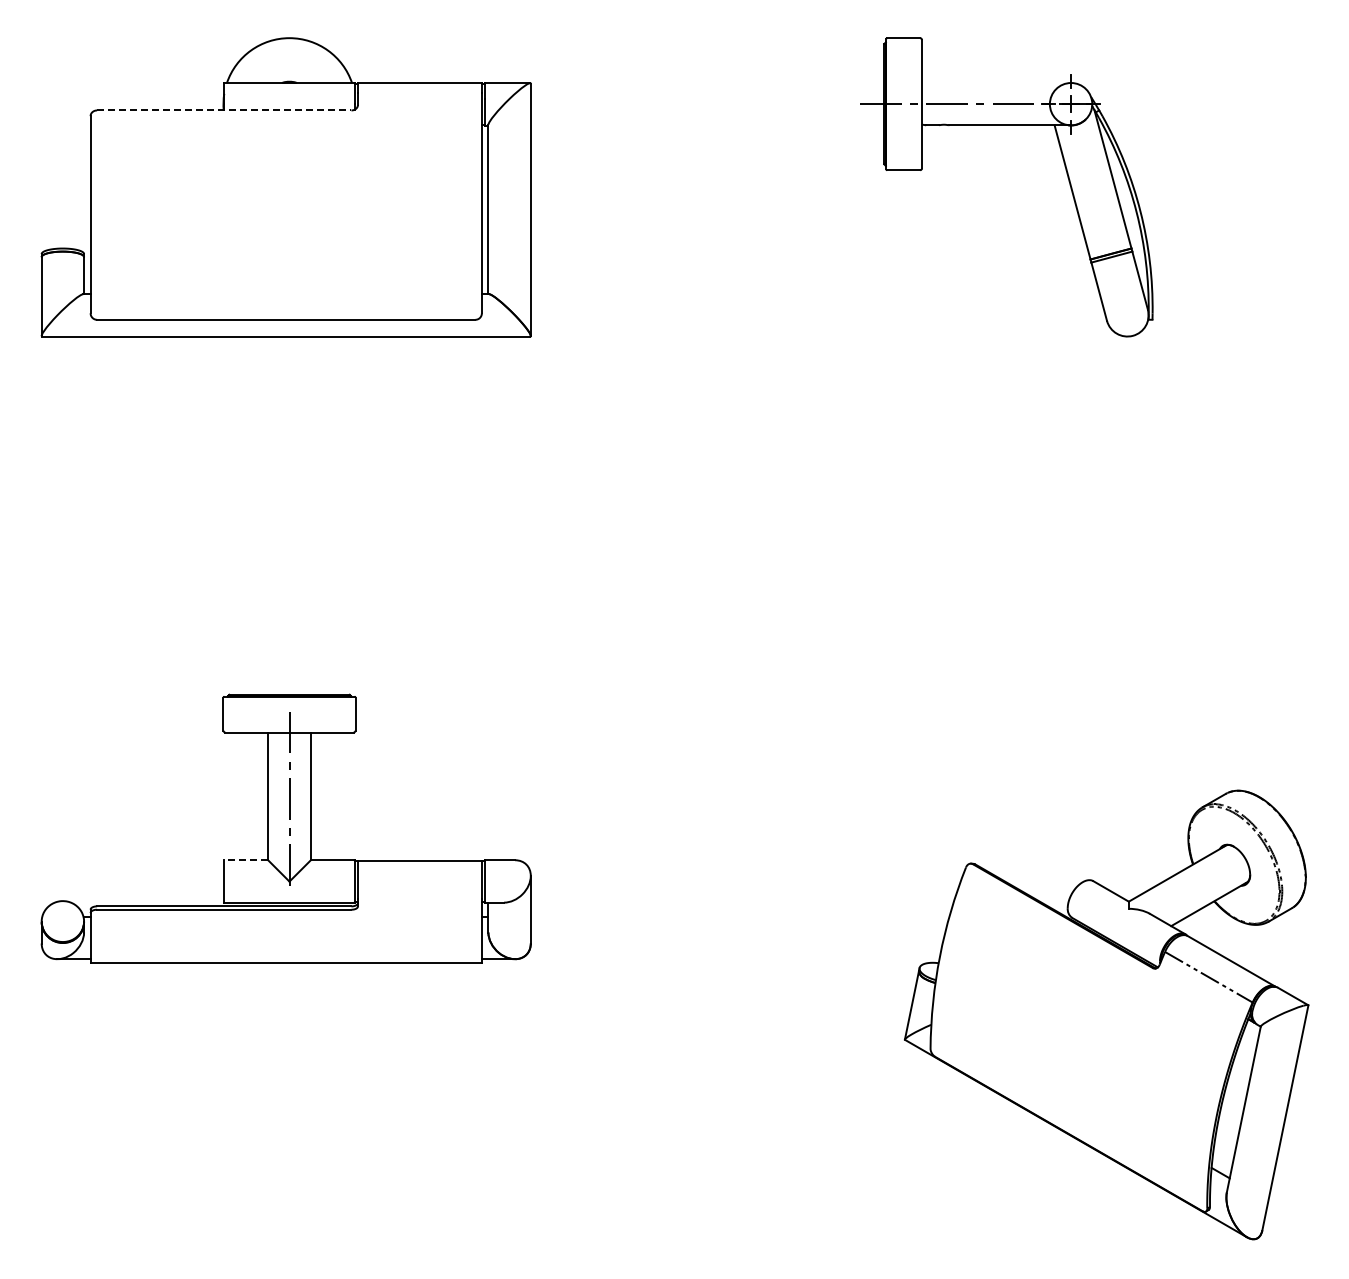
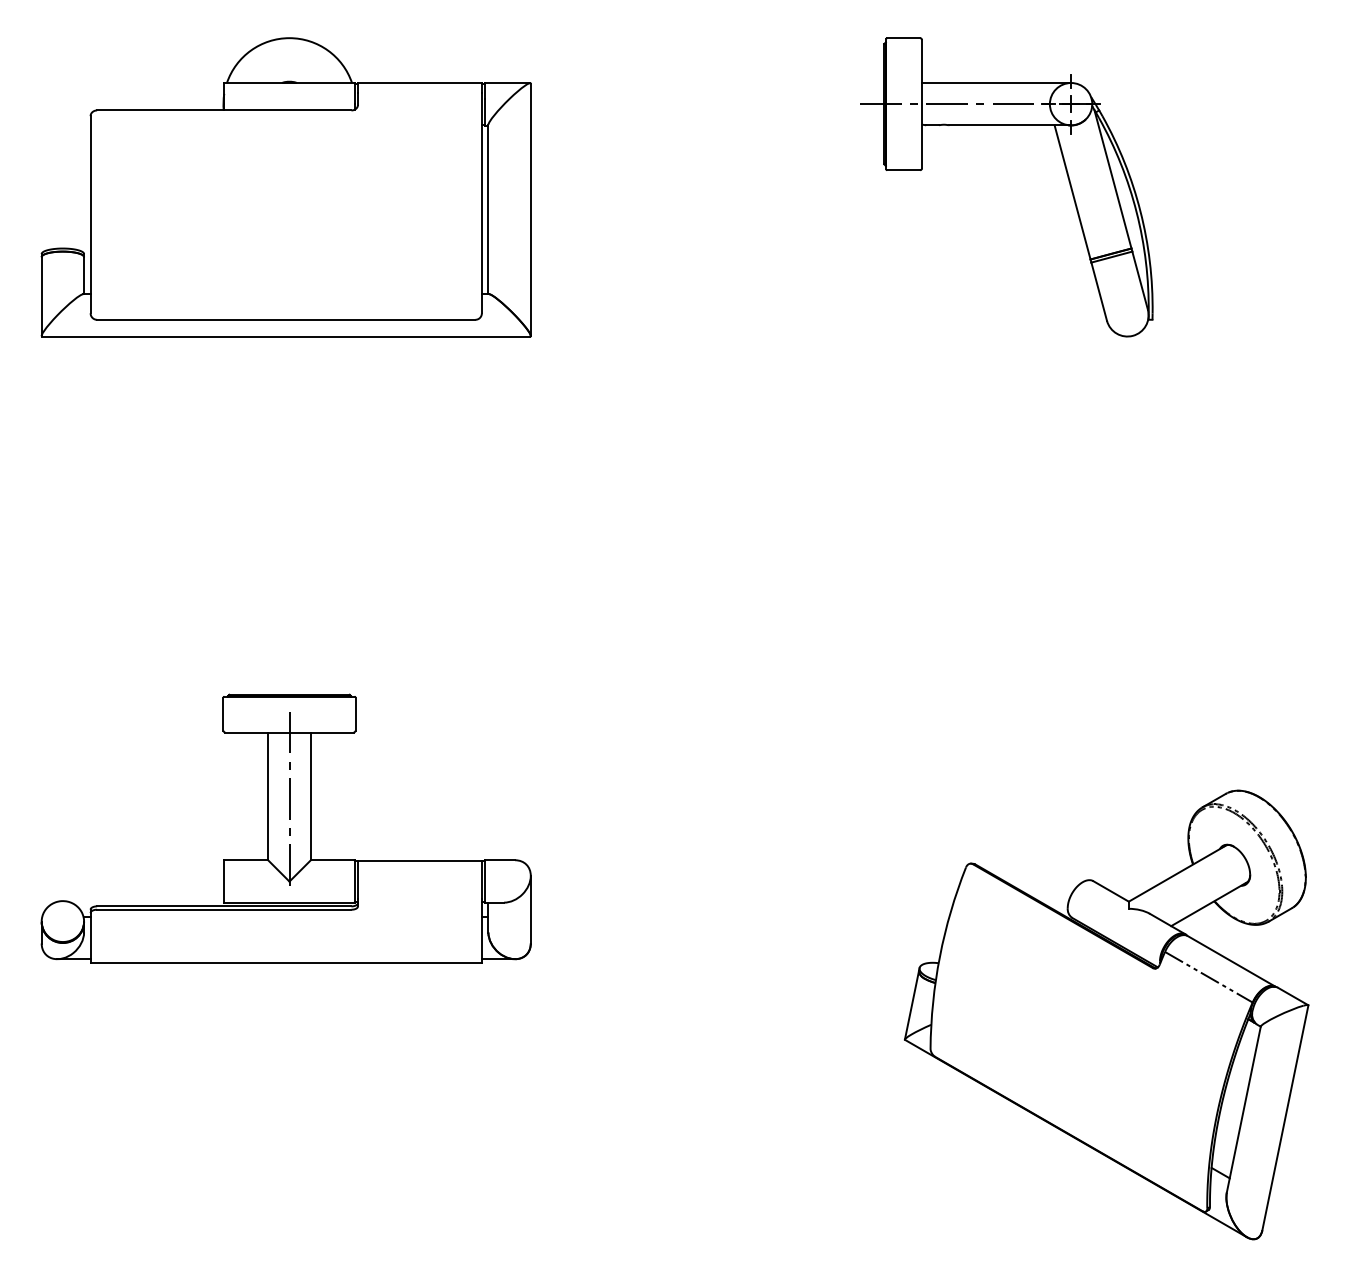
line: none -> present (996, 83)
line: dashed -> solid (224, 110)
line: dashed -> solid (245, 860)
